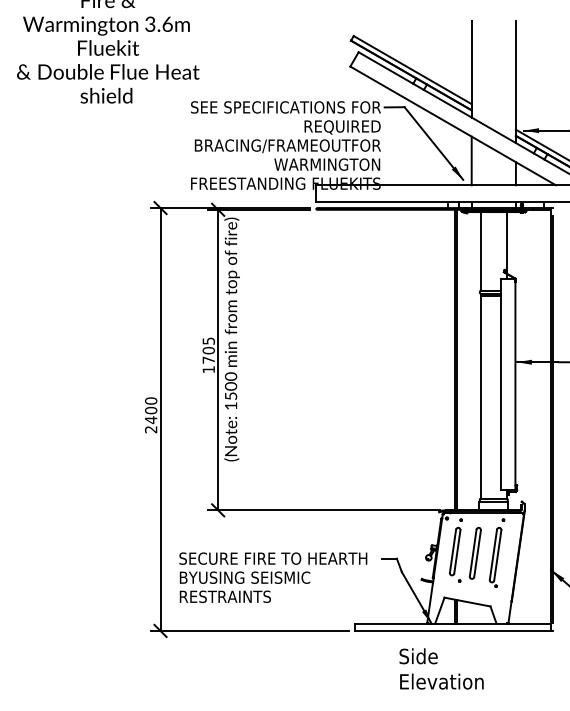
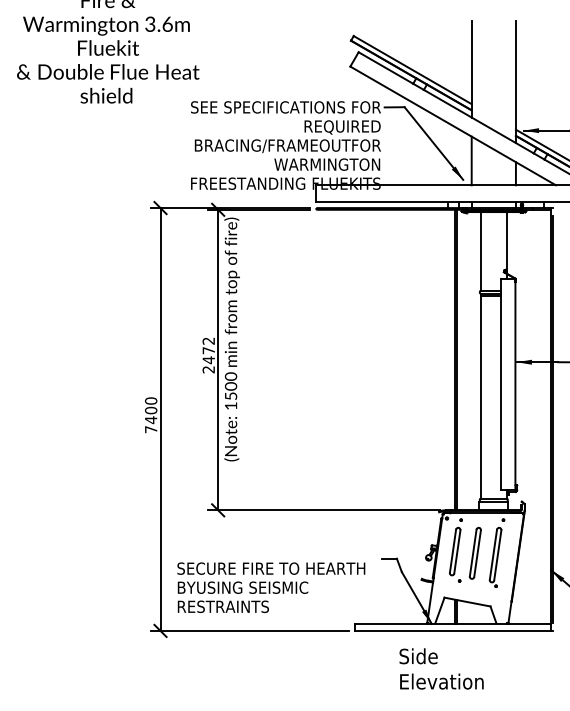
text: 1705 -> 2472 (208, 355)
text: 2400 -> 7400 (150, 429)
text position: (273, 577) -> (271, 587) (271, 587)
